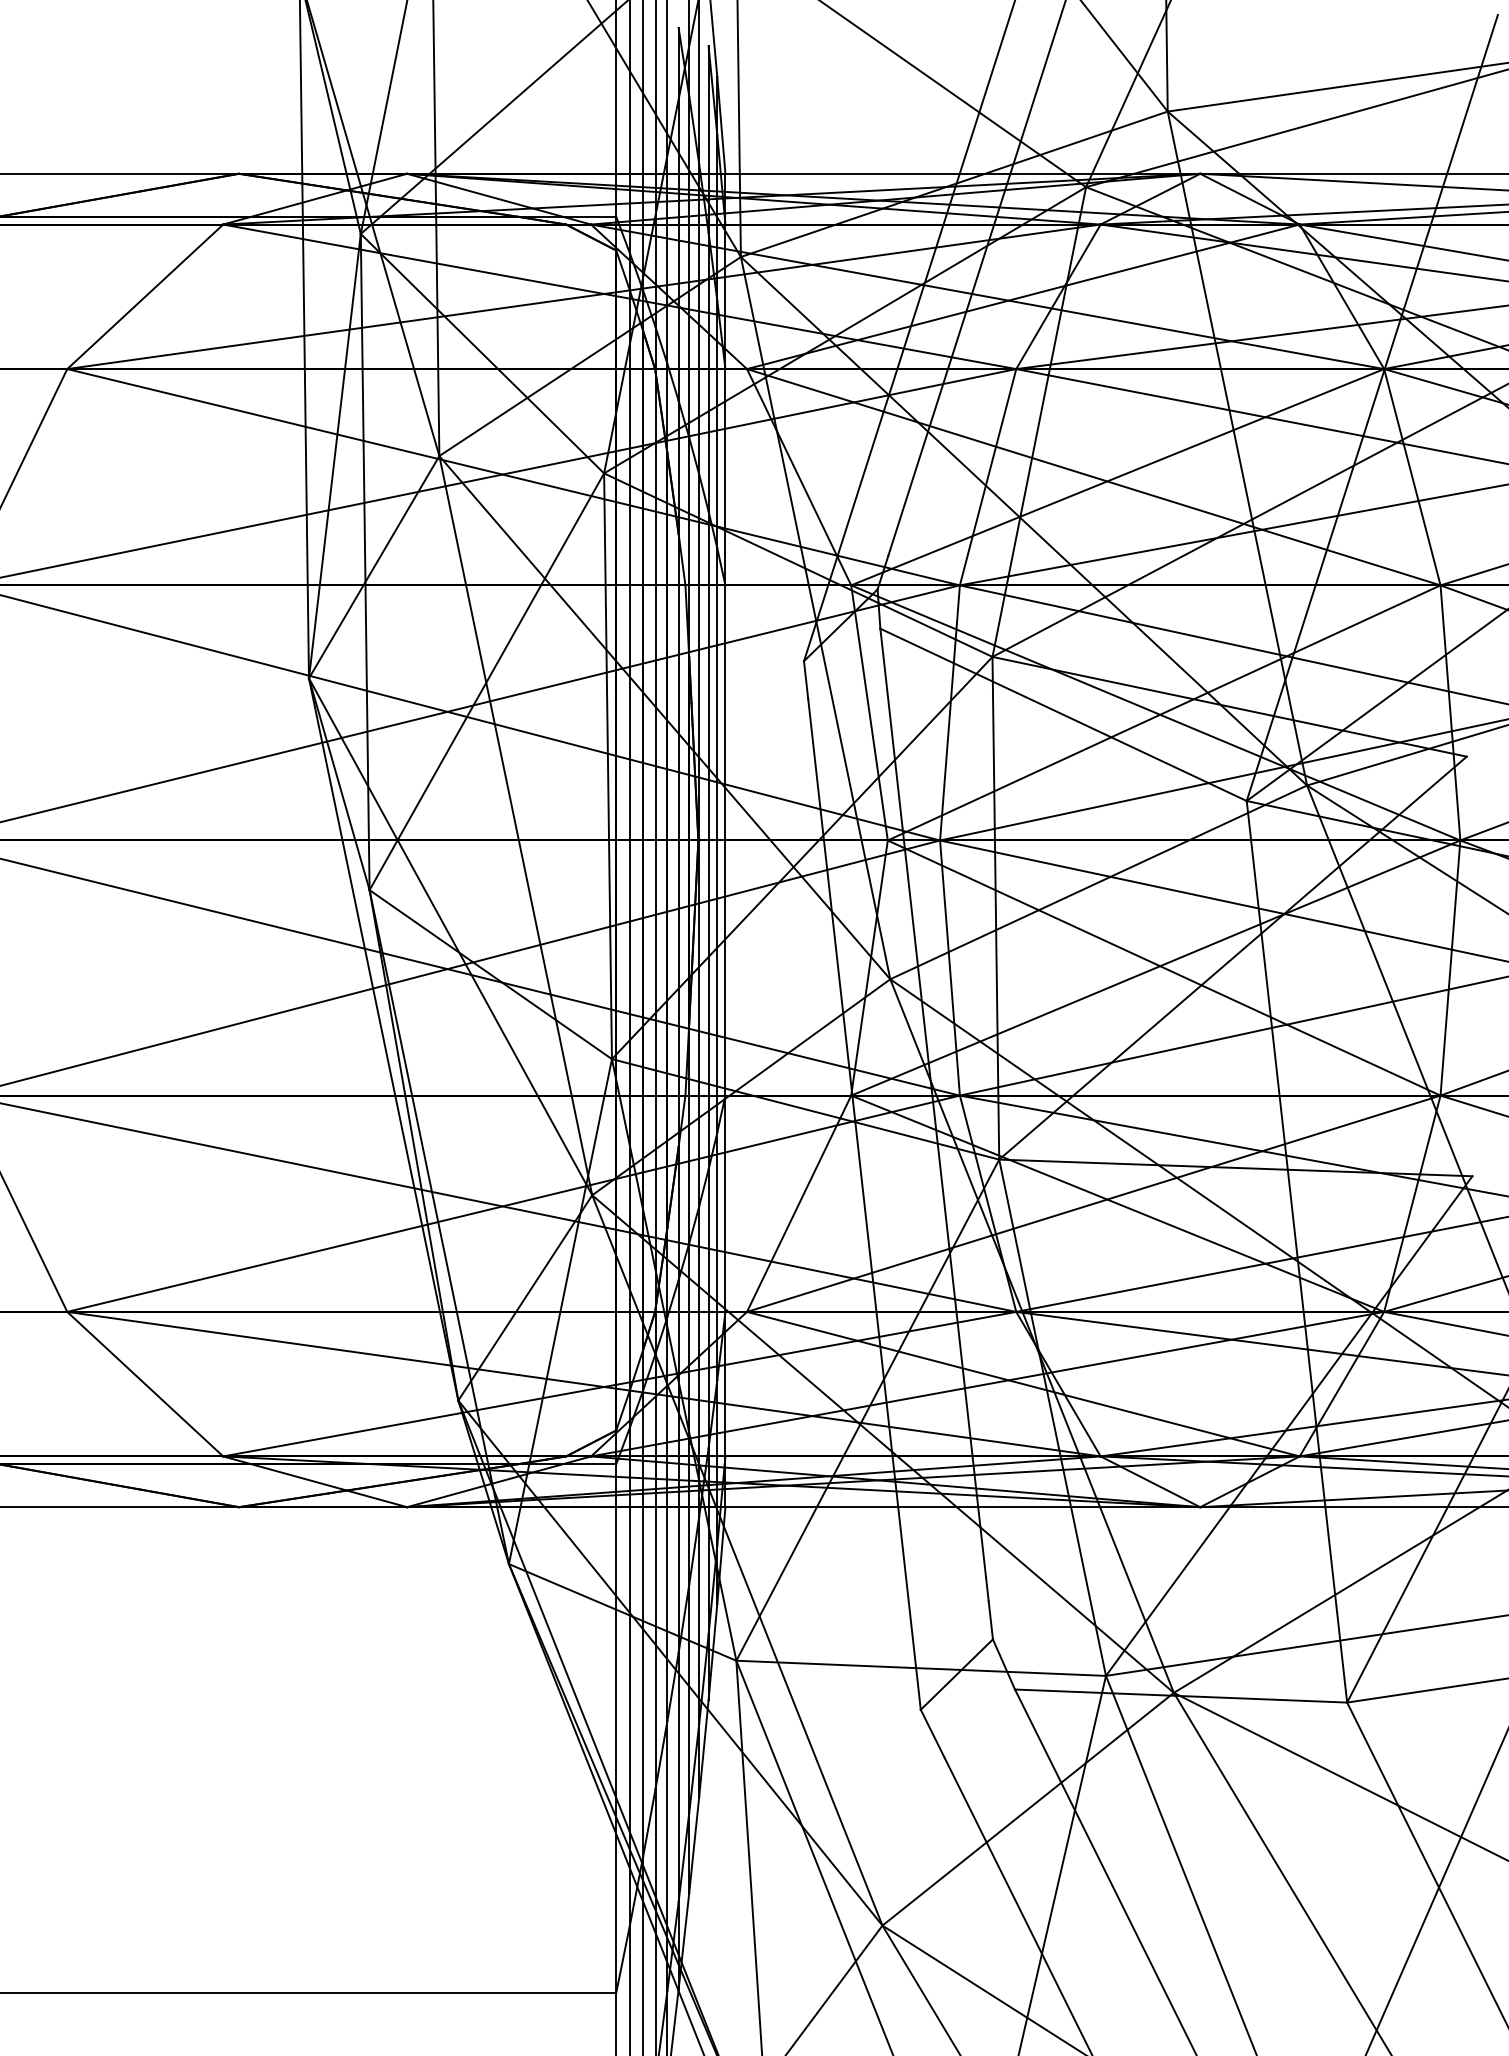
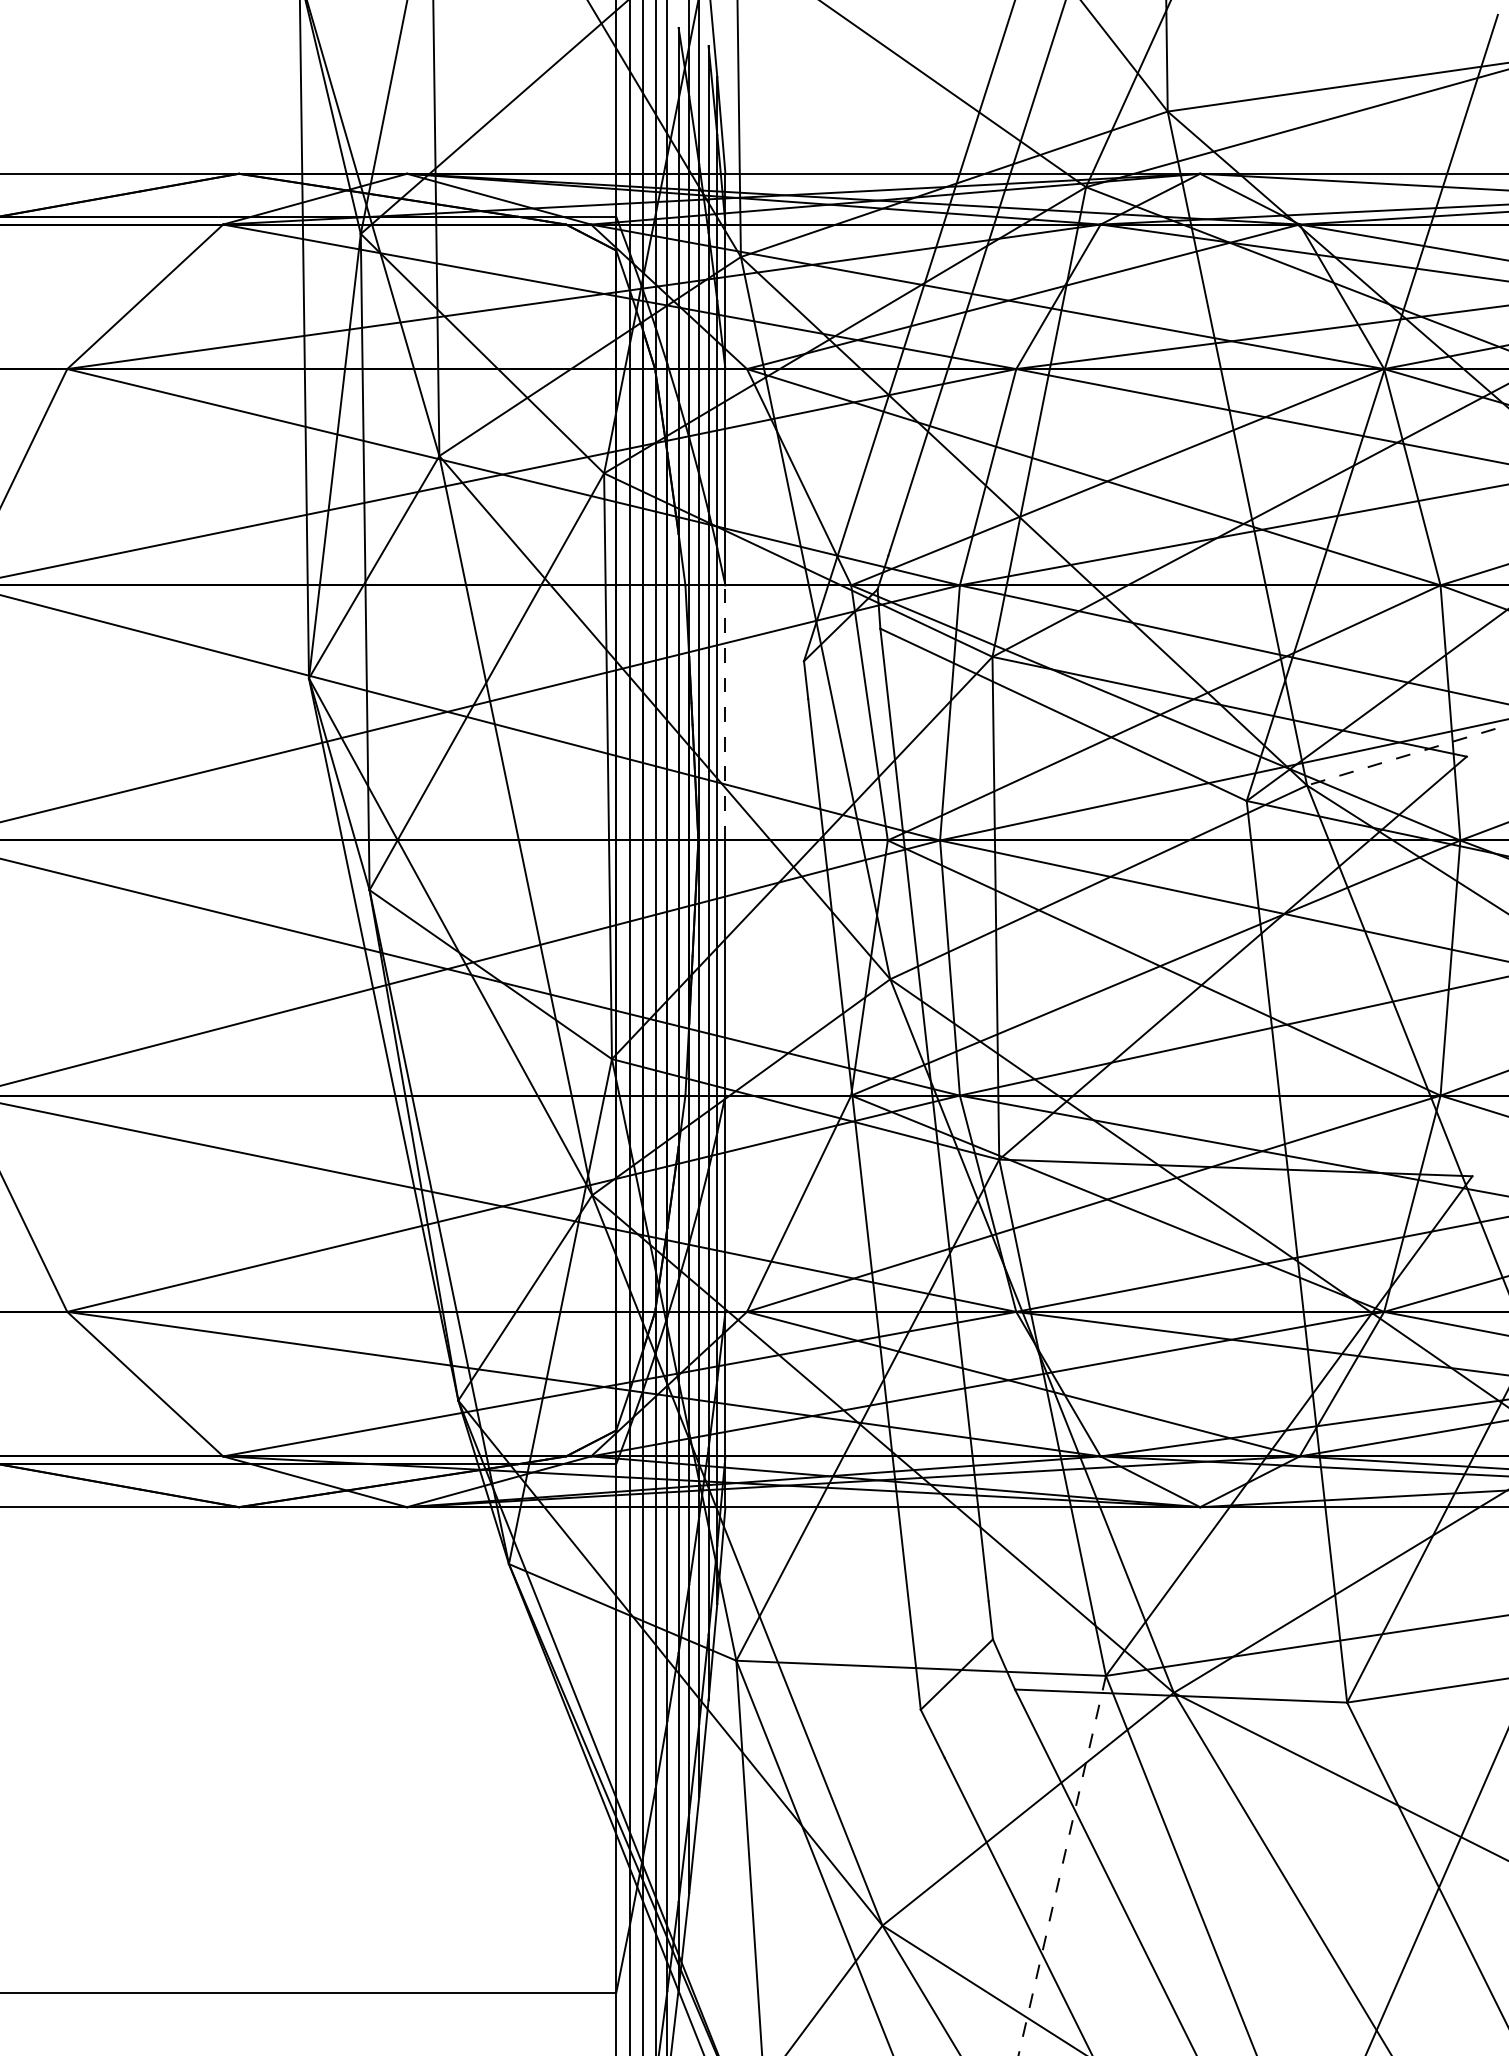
line: solid -> dashed (725, 712)
line: solid -> dashed (1407, 755)
line: solid -> dashed (1062, 1865)
